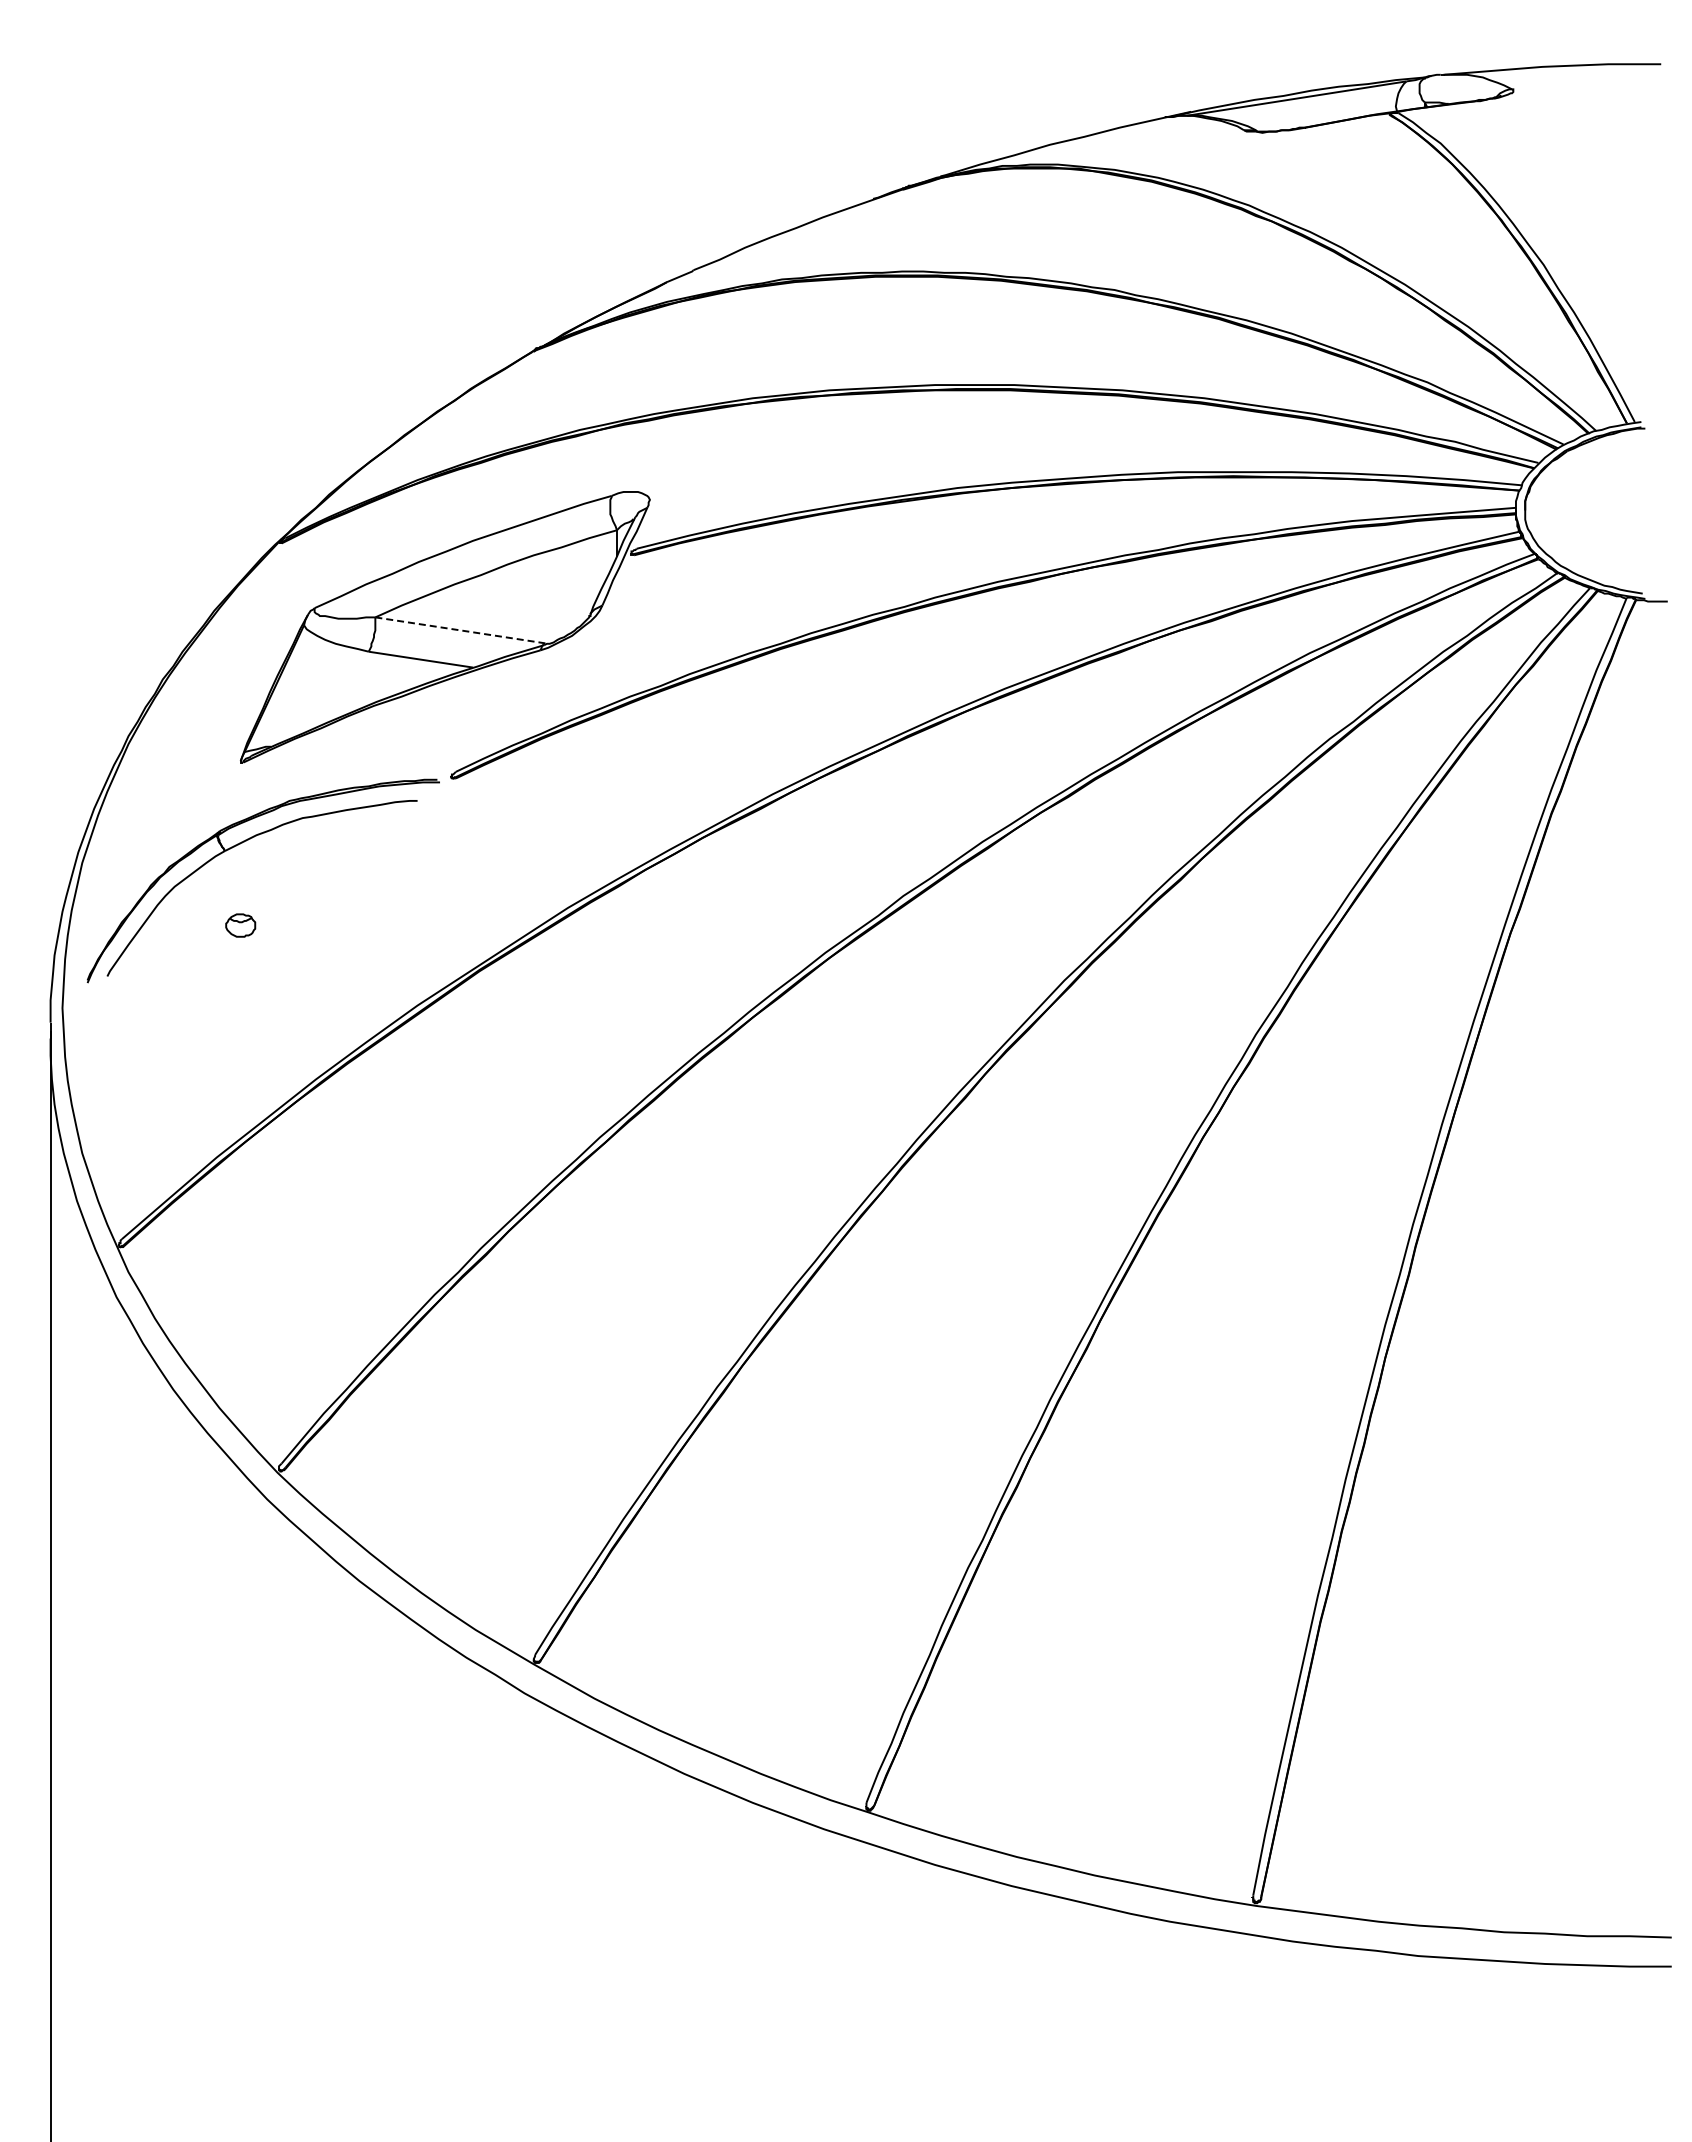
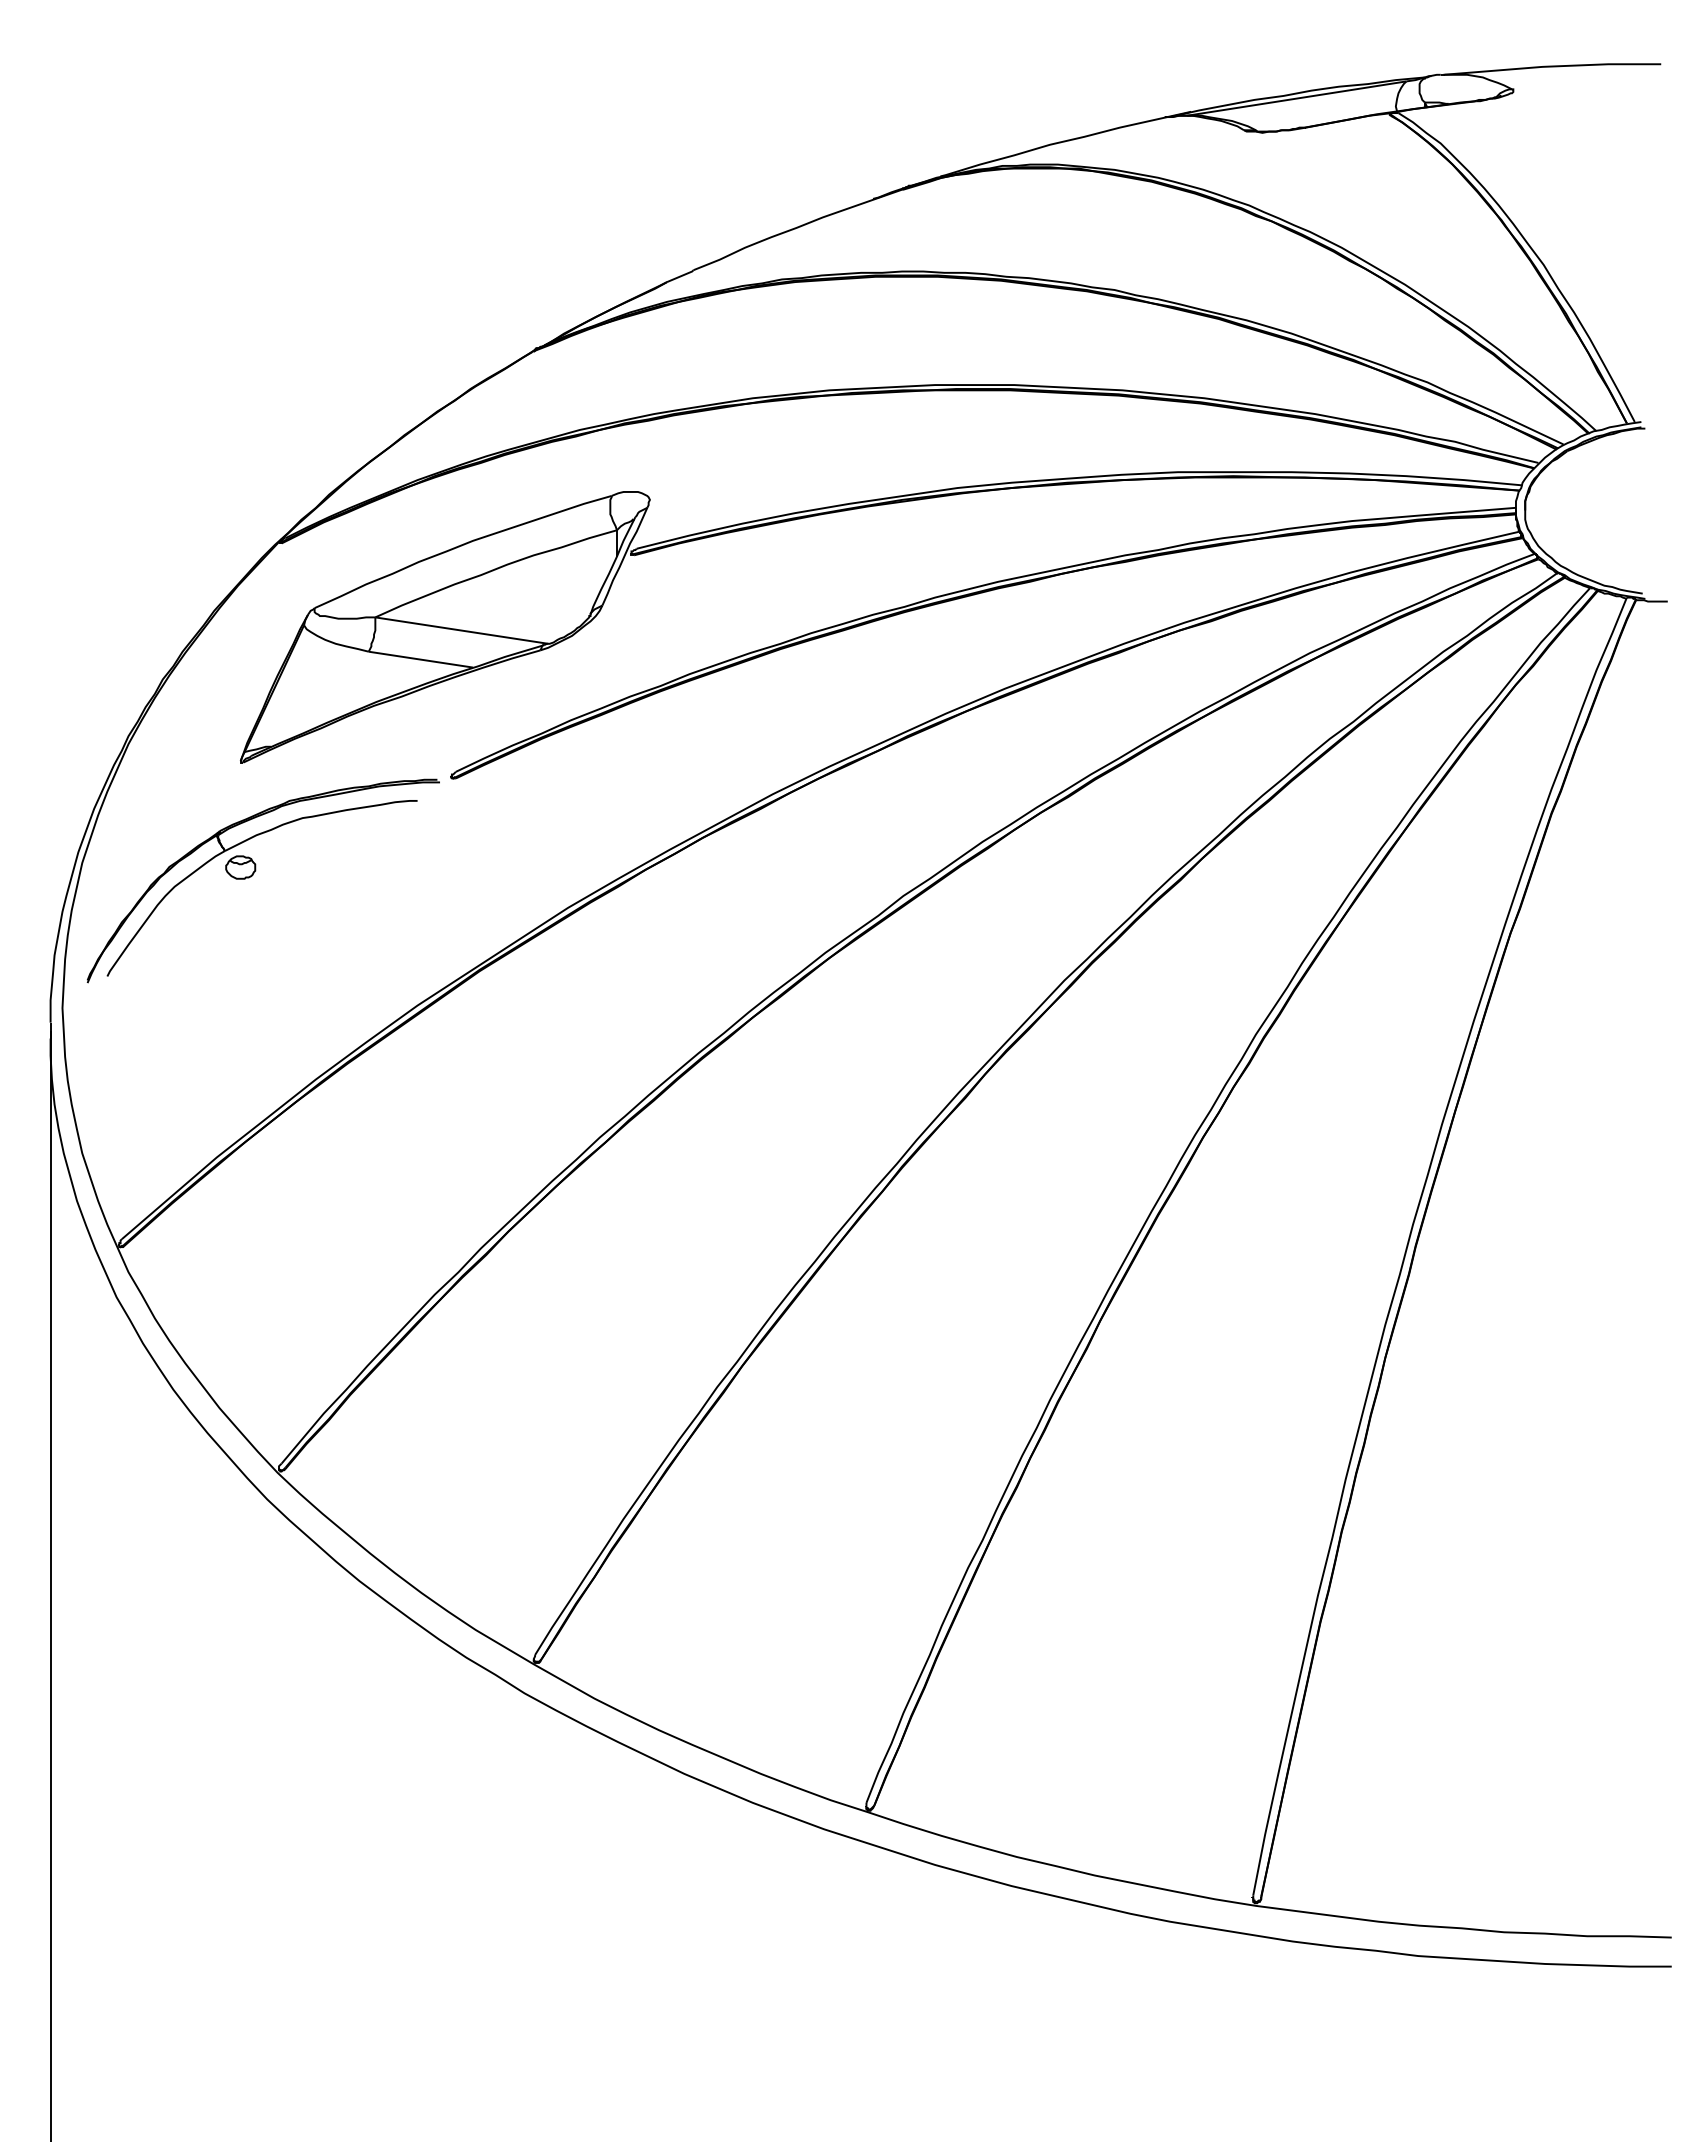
line: dashed -> solid (462, 630)
part position: (240, 925) -> (240, 867) (240, 867)
